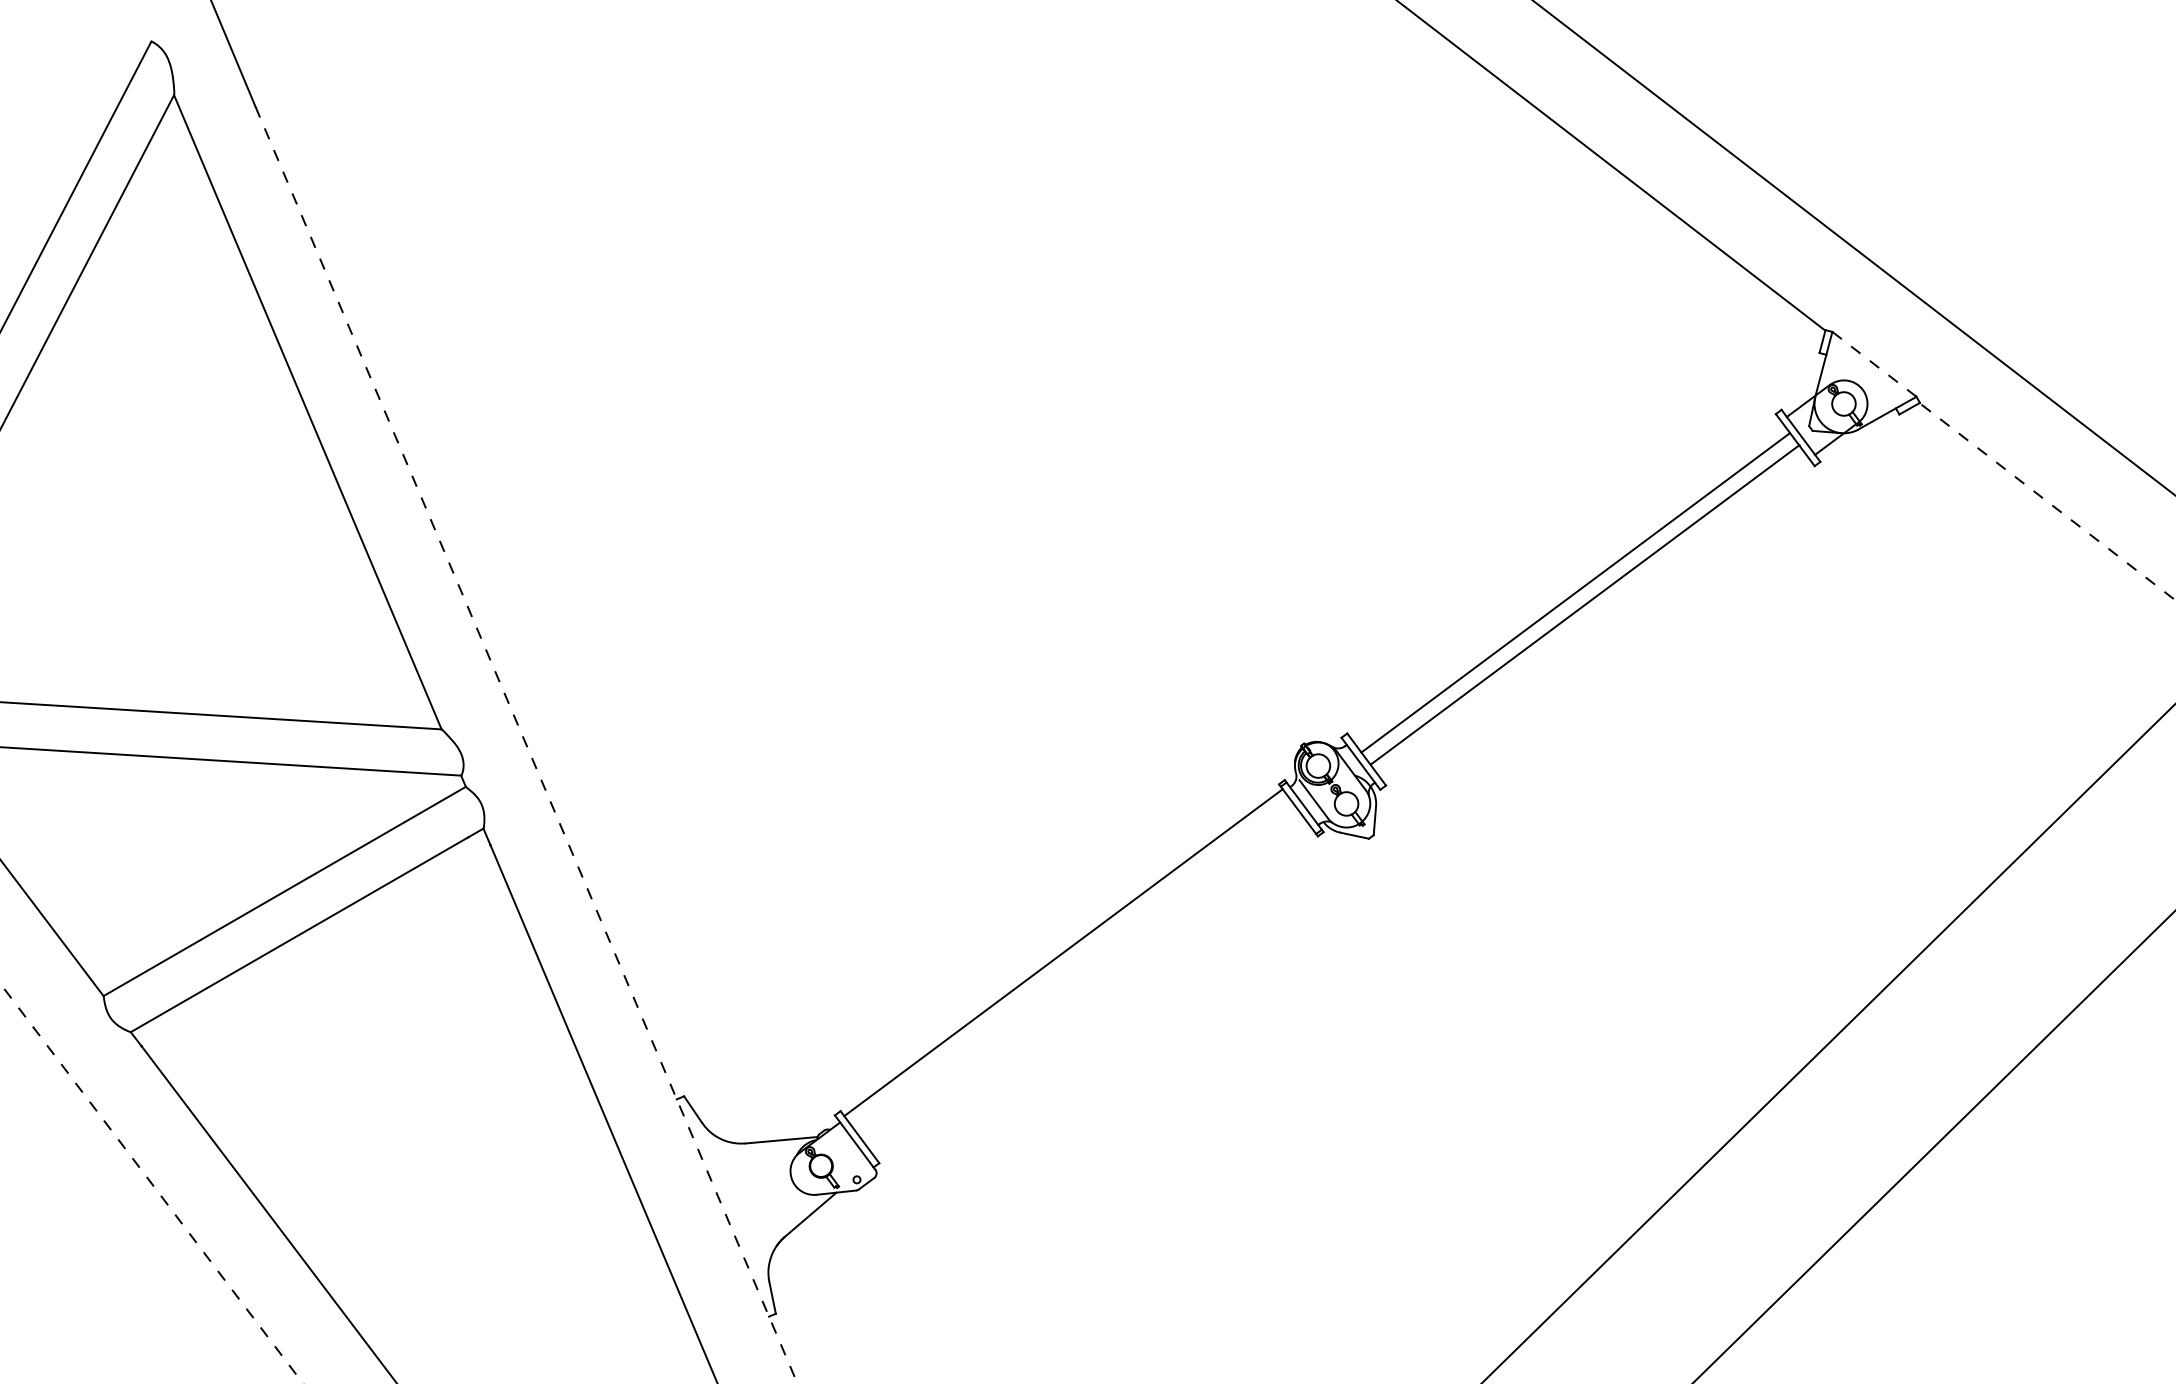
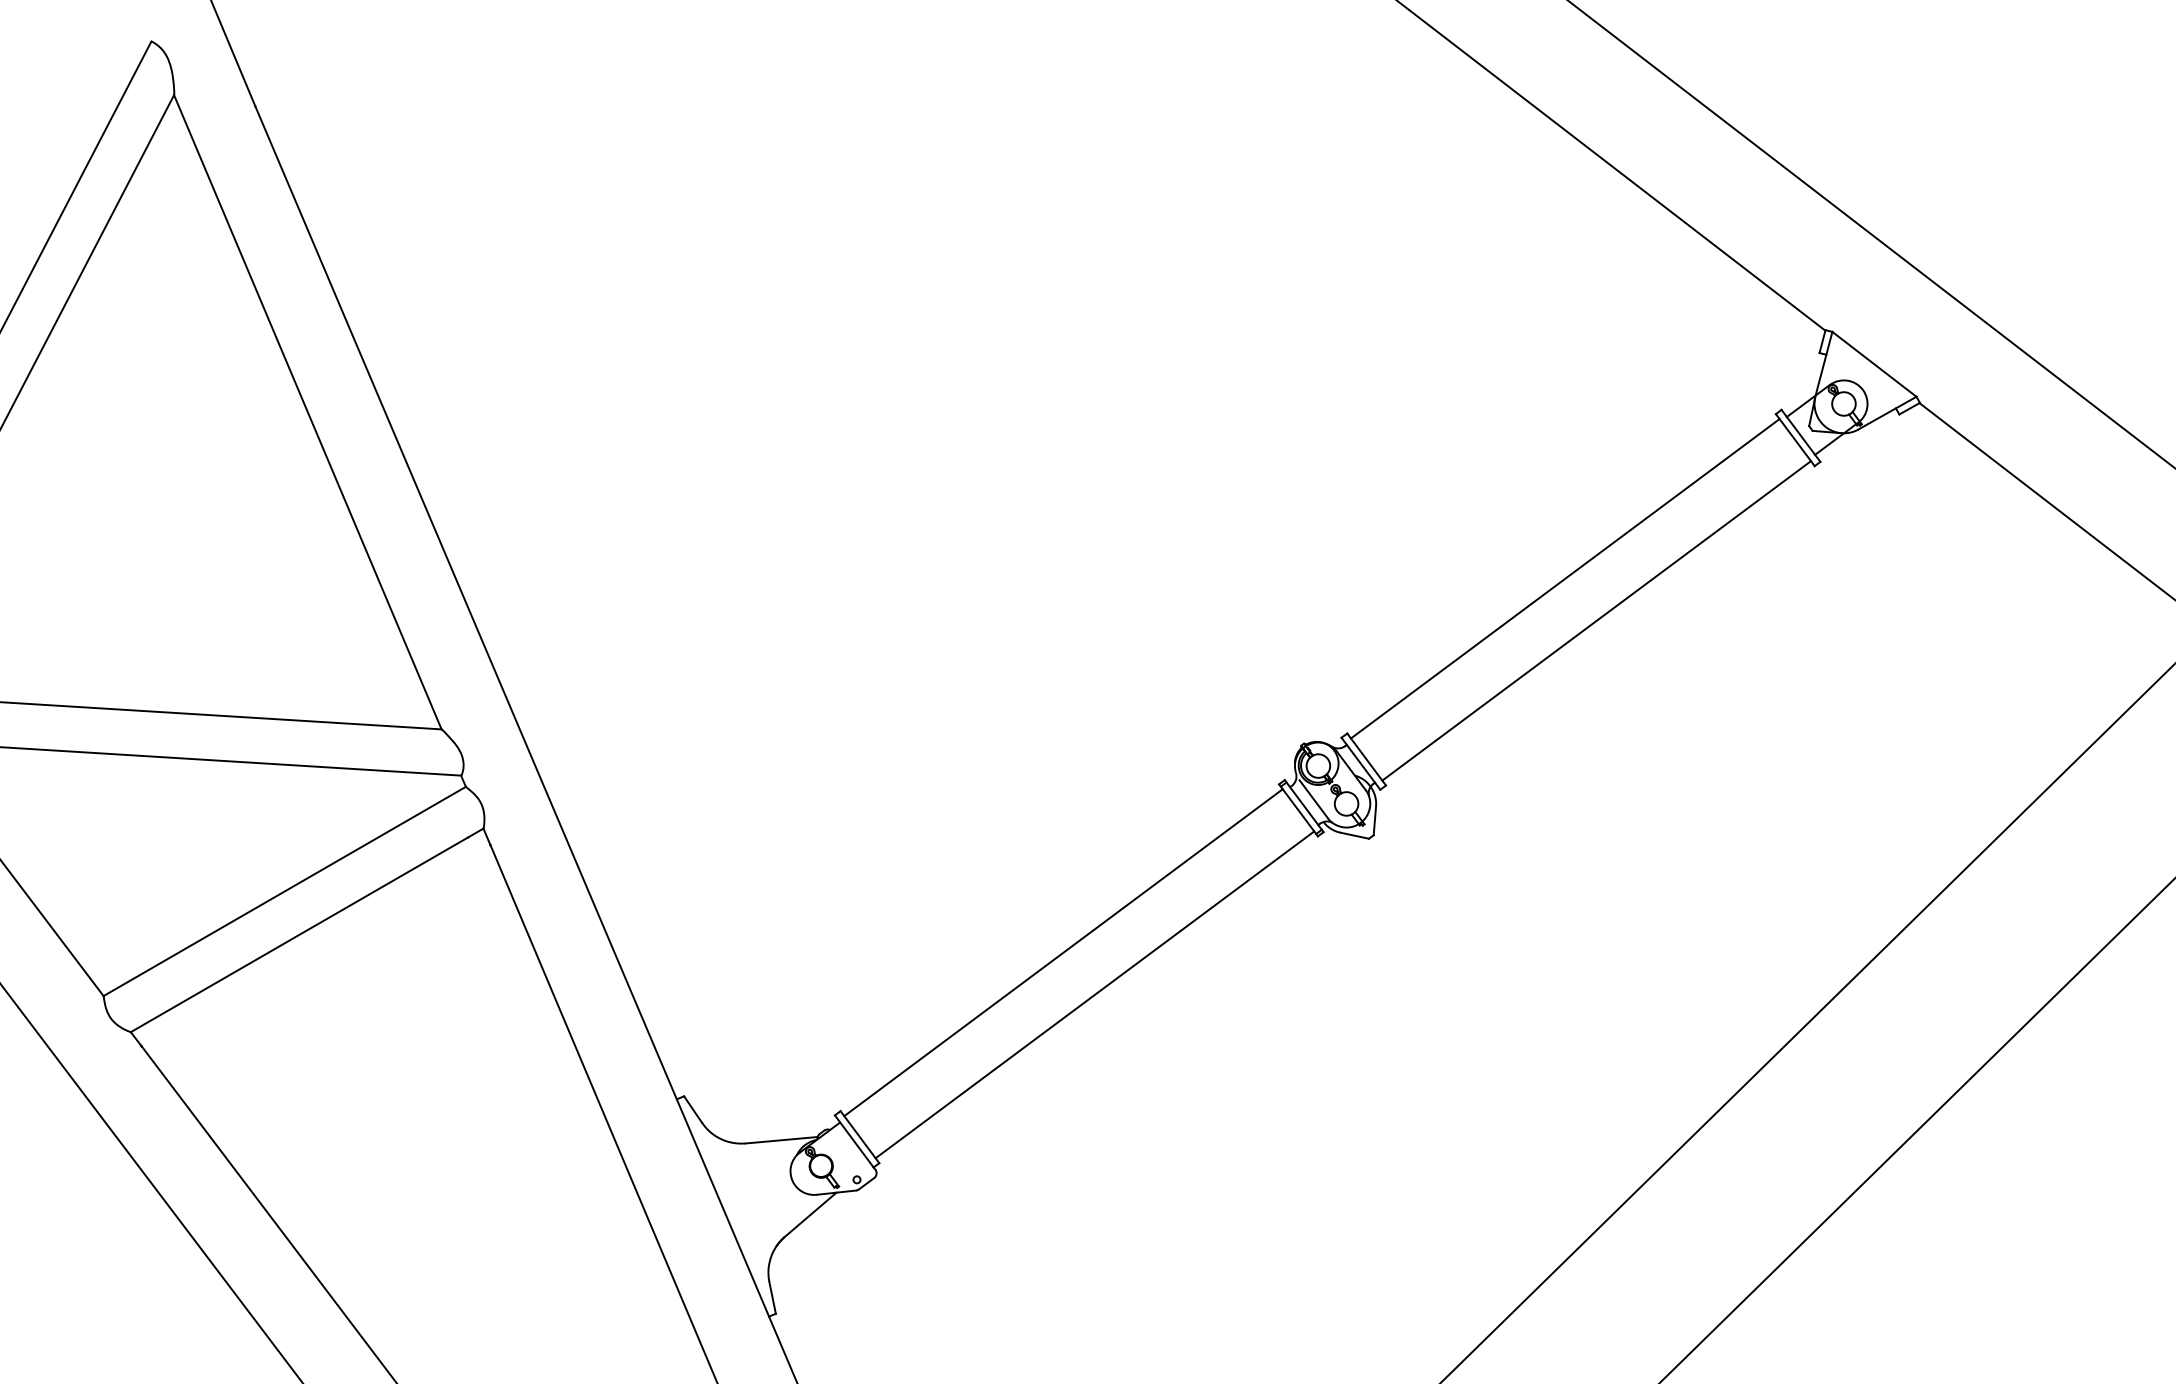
line position: (1853, 247) -> (1871, 234) (1871, 234)
line: dashed -> solid (1874, 364)
line: dashed -> solid (2047, 501)
line position: (1575, 592) -> (1596, 620) (1596, 620)
line position: (1584, 604) -> (1564, 578) (1564, 578)
line: dashed -> solid (526, 745)
line: none -> present (1094, 994)
line position: (1828, 1043) -> (1807, 1022) (1807, 1022)
line position: (1933, 1146) -> (1917, 1130) (1917, 1130)
line: dashed -> solid (151, 1183)
